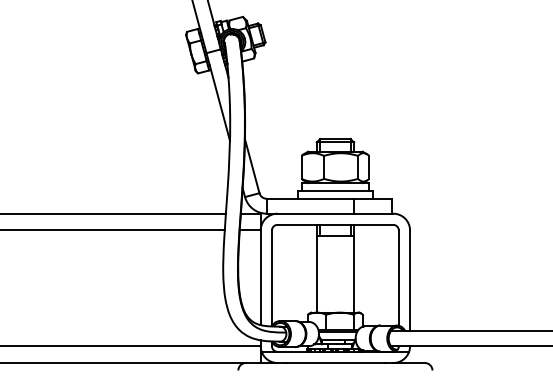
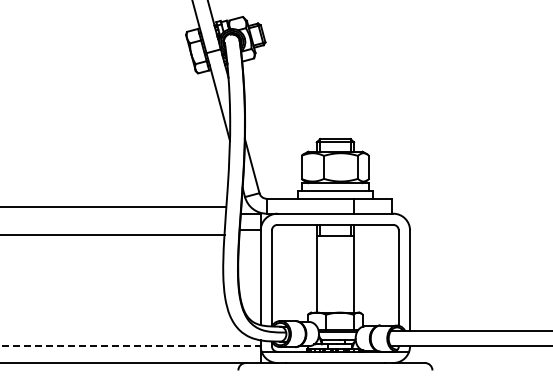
line position: (113, 213) -> (113, 206) (113, 206)
line position: (113, 230) -> (113, 235) (113, 235)
line: solid -> dashed (130, 346)
